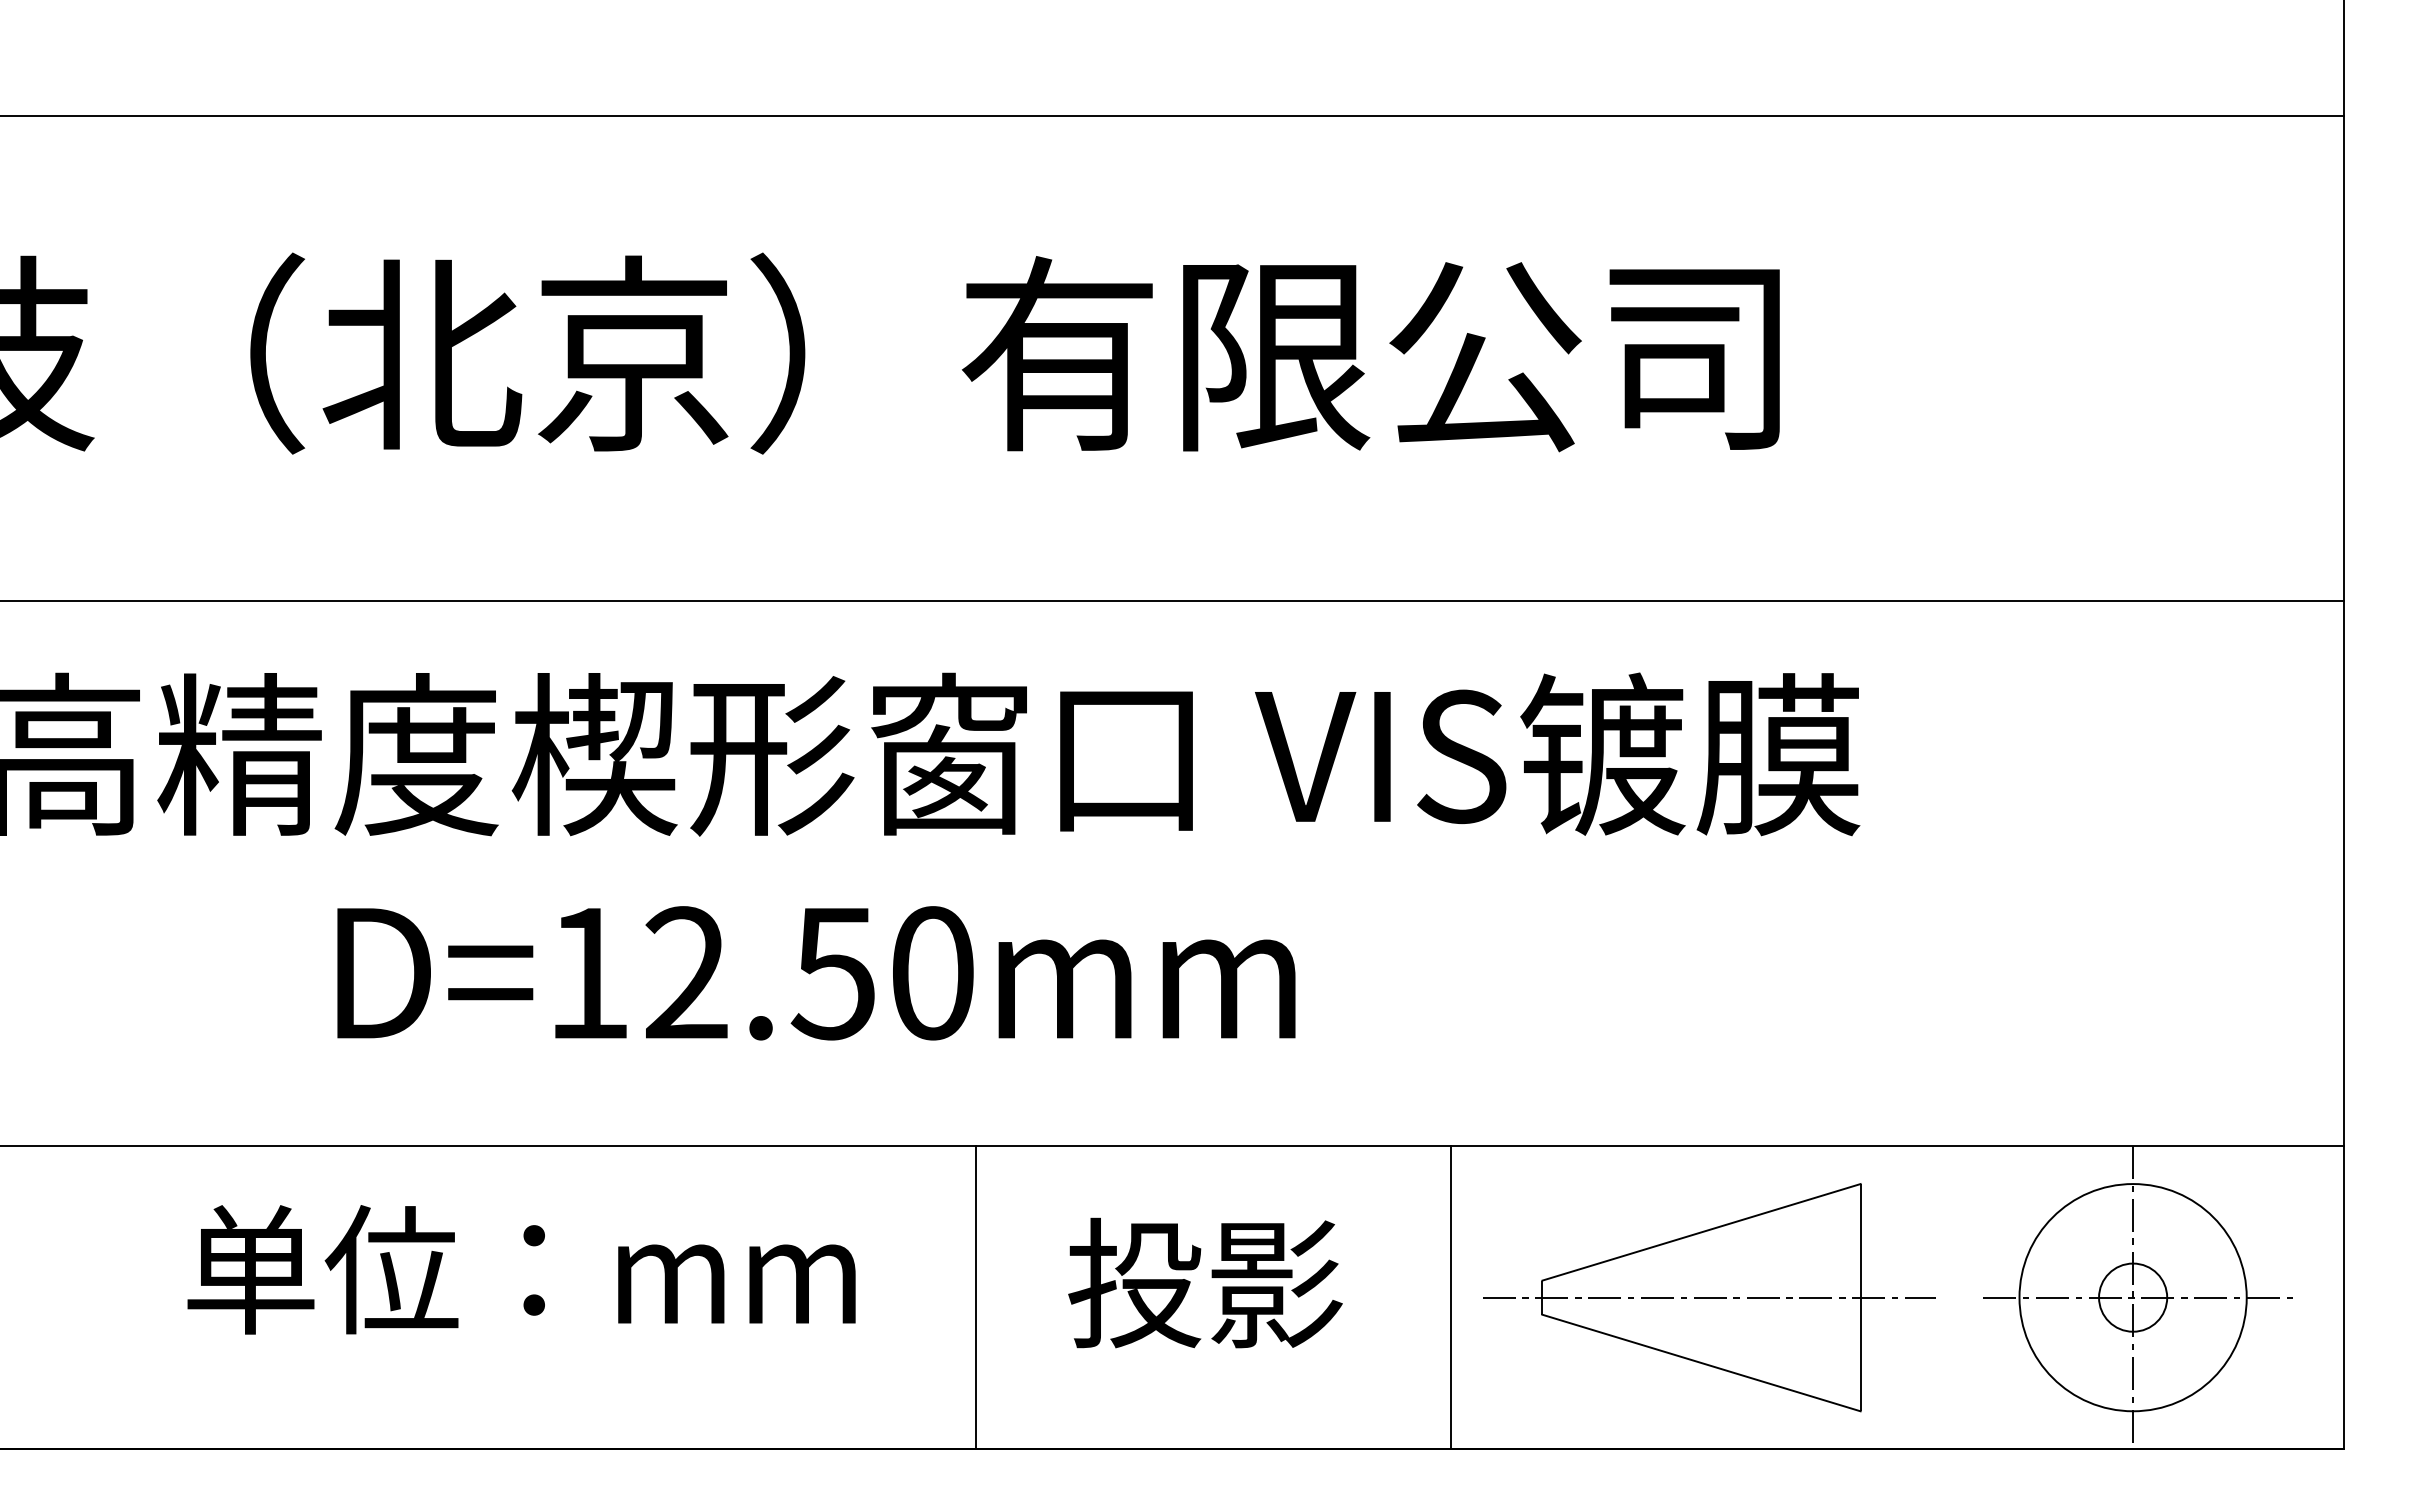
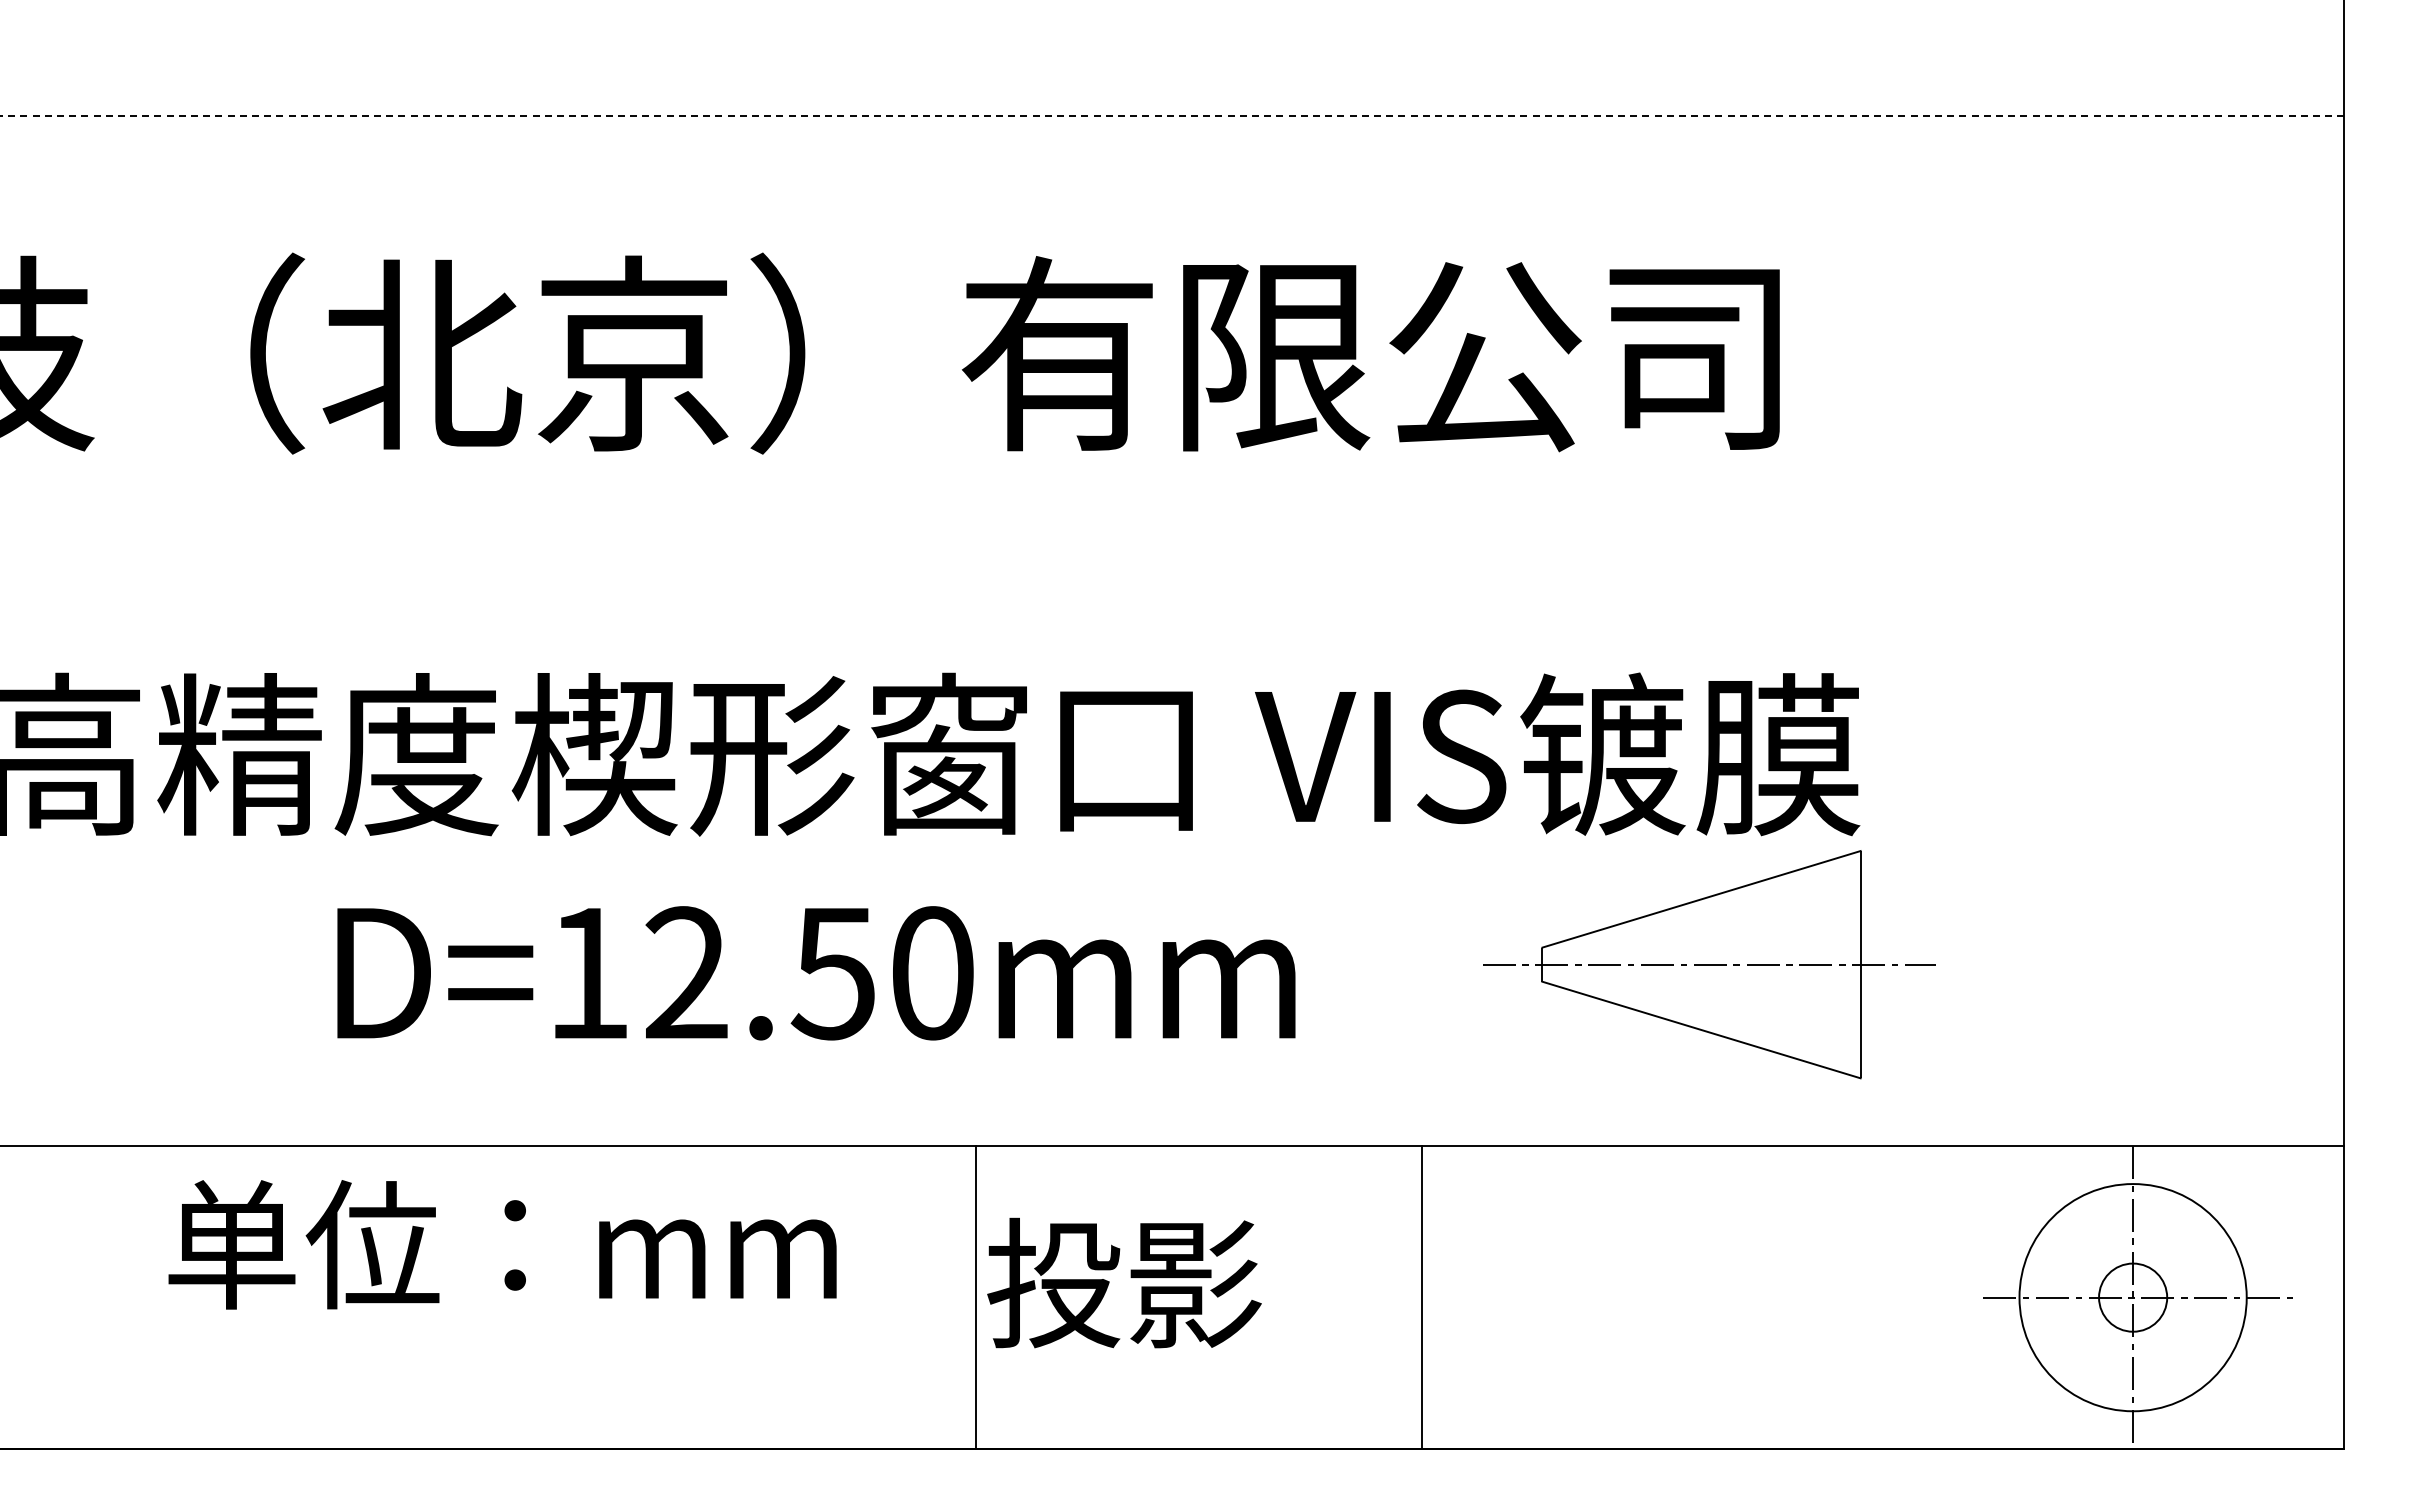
line: solid -> dashed (1172, 115)
line: present -> none (1172, 600)
text position: (521, 1269) -> (502, 1244) (502, 1244)
text position: (1205, 1282) -> (1124, 1282) (1124, 1282)
line position: (1450, 1297) -> (1421, 1297) (1421, 1297)
part position: (1709, 1297) -> (1709, 964) (1709, 964)
